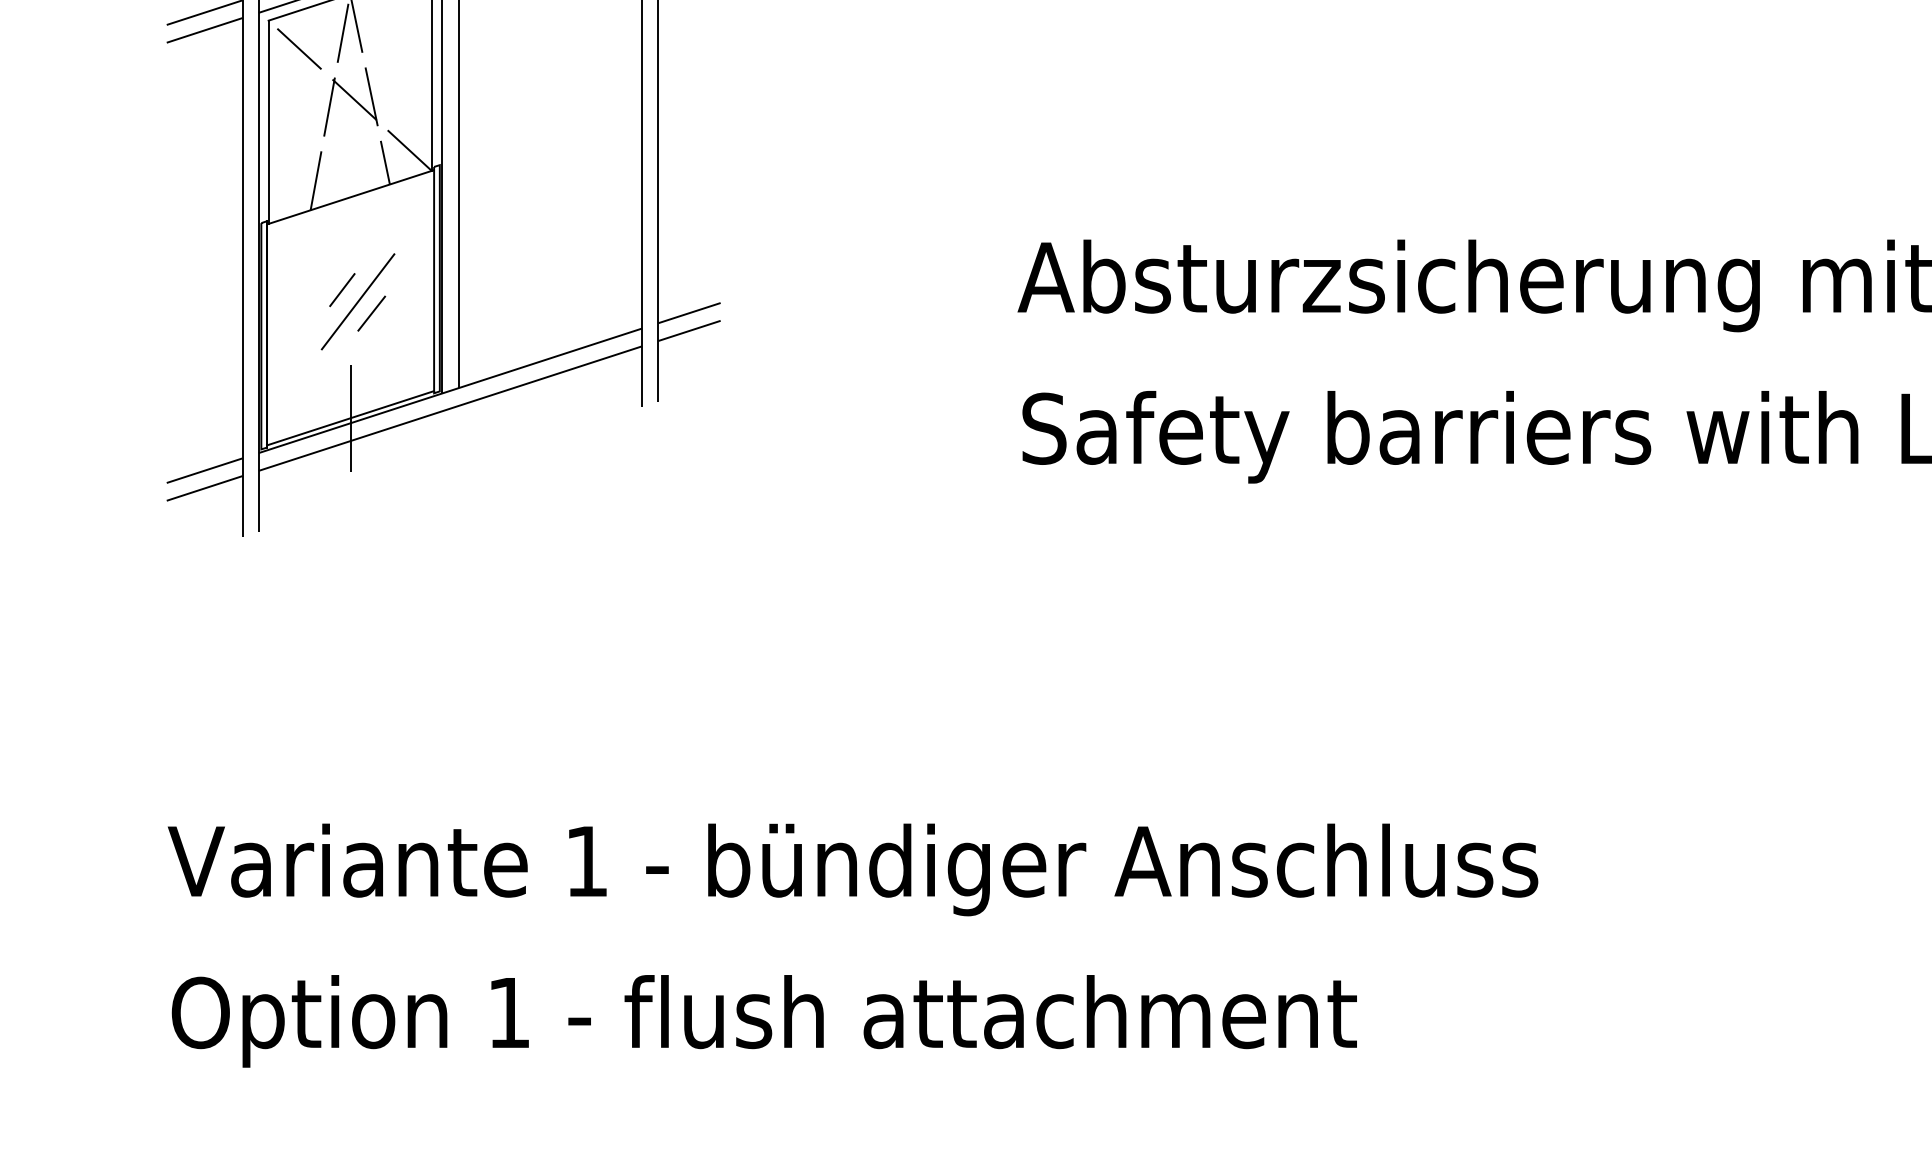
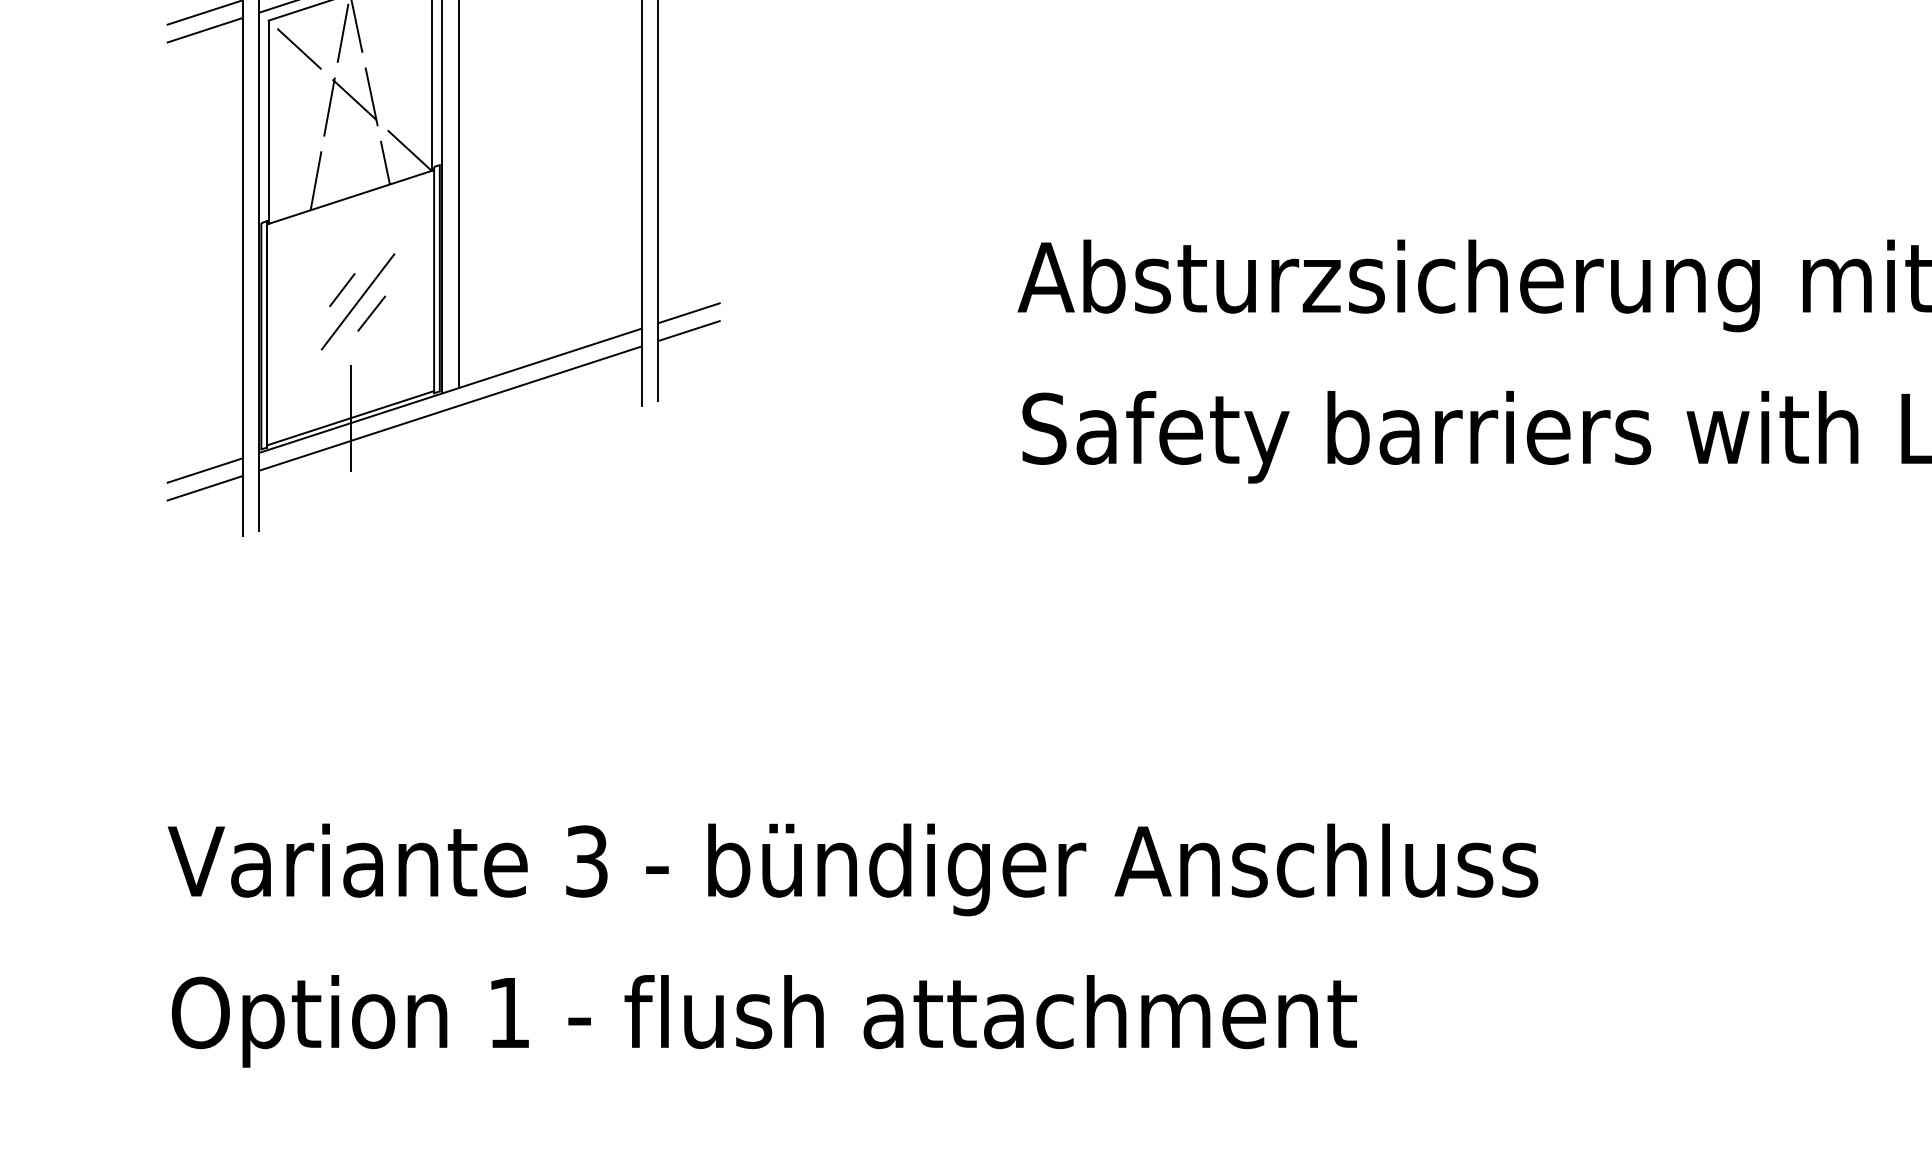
text: 1 -> 3 (586, 861)
